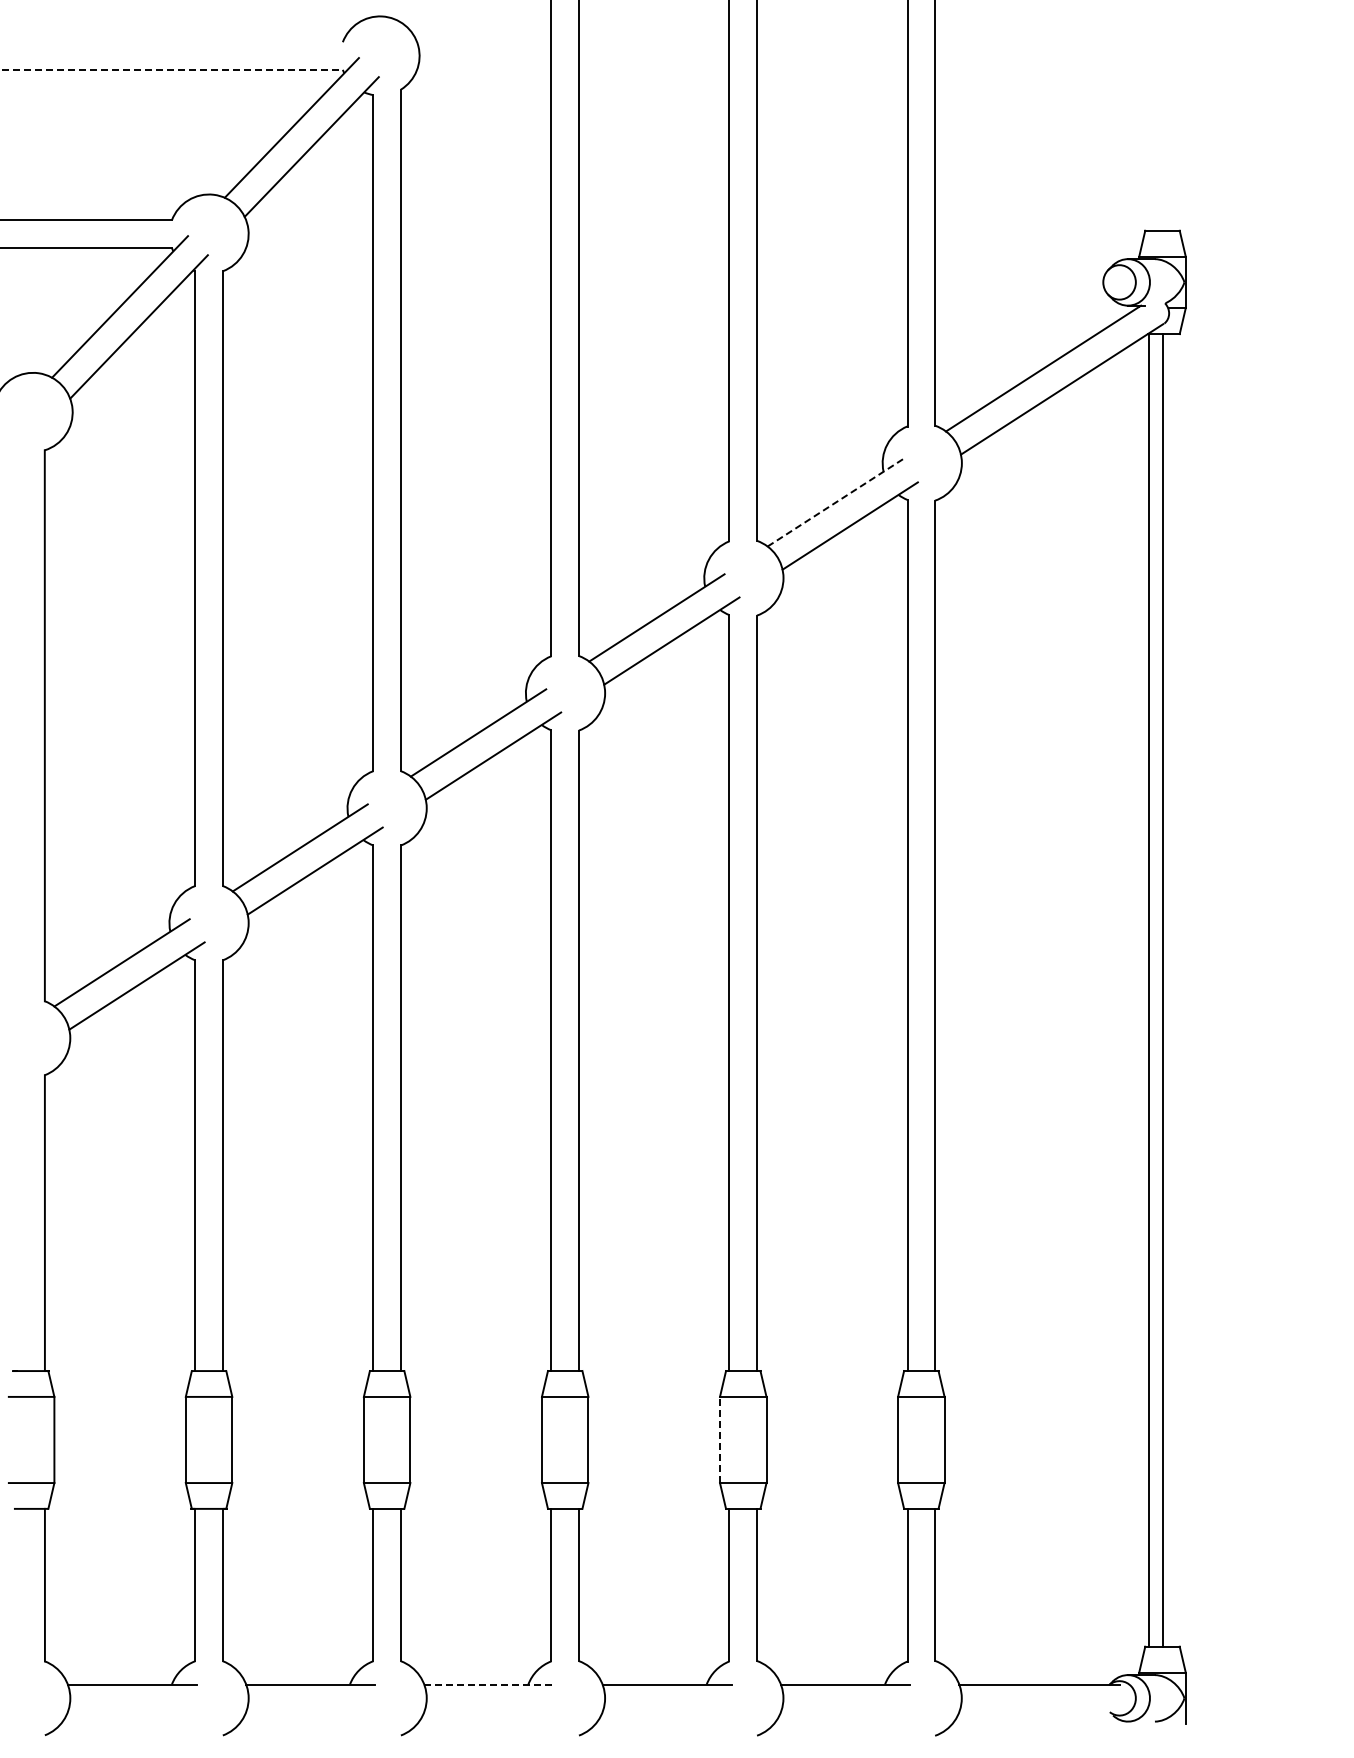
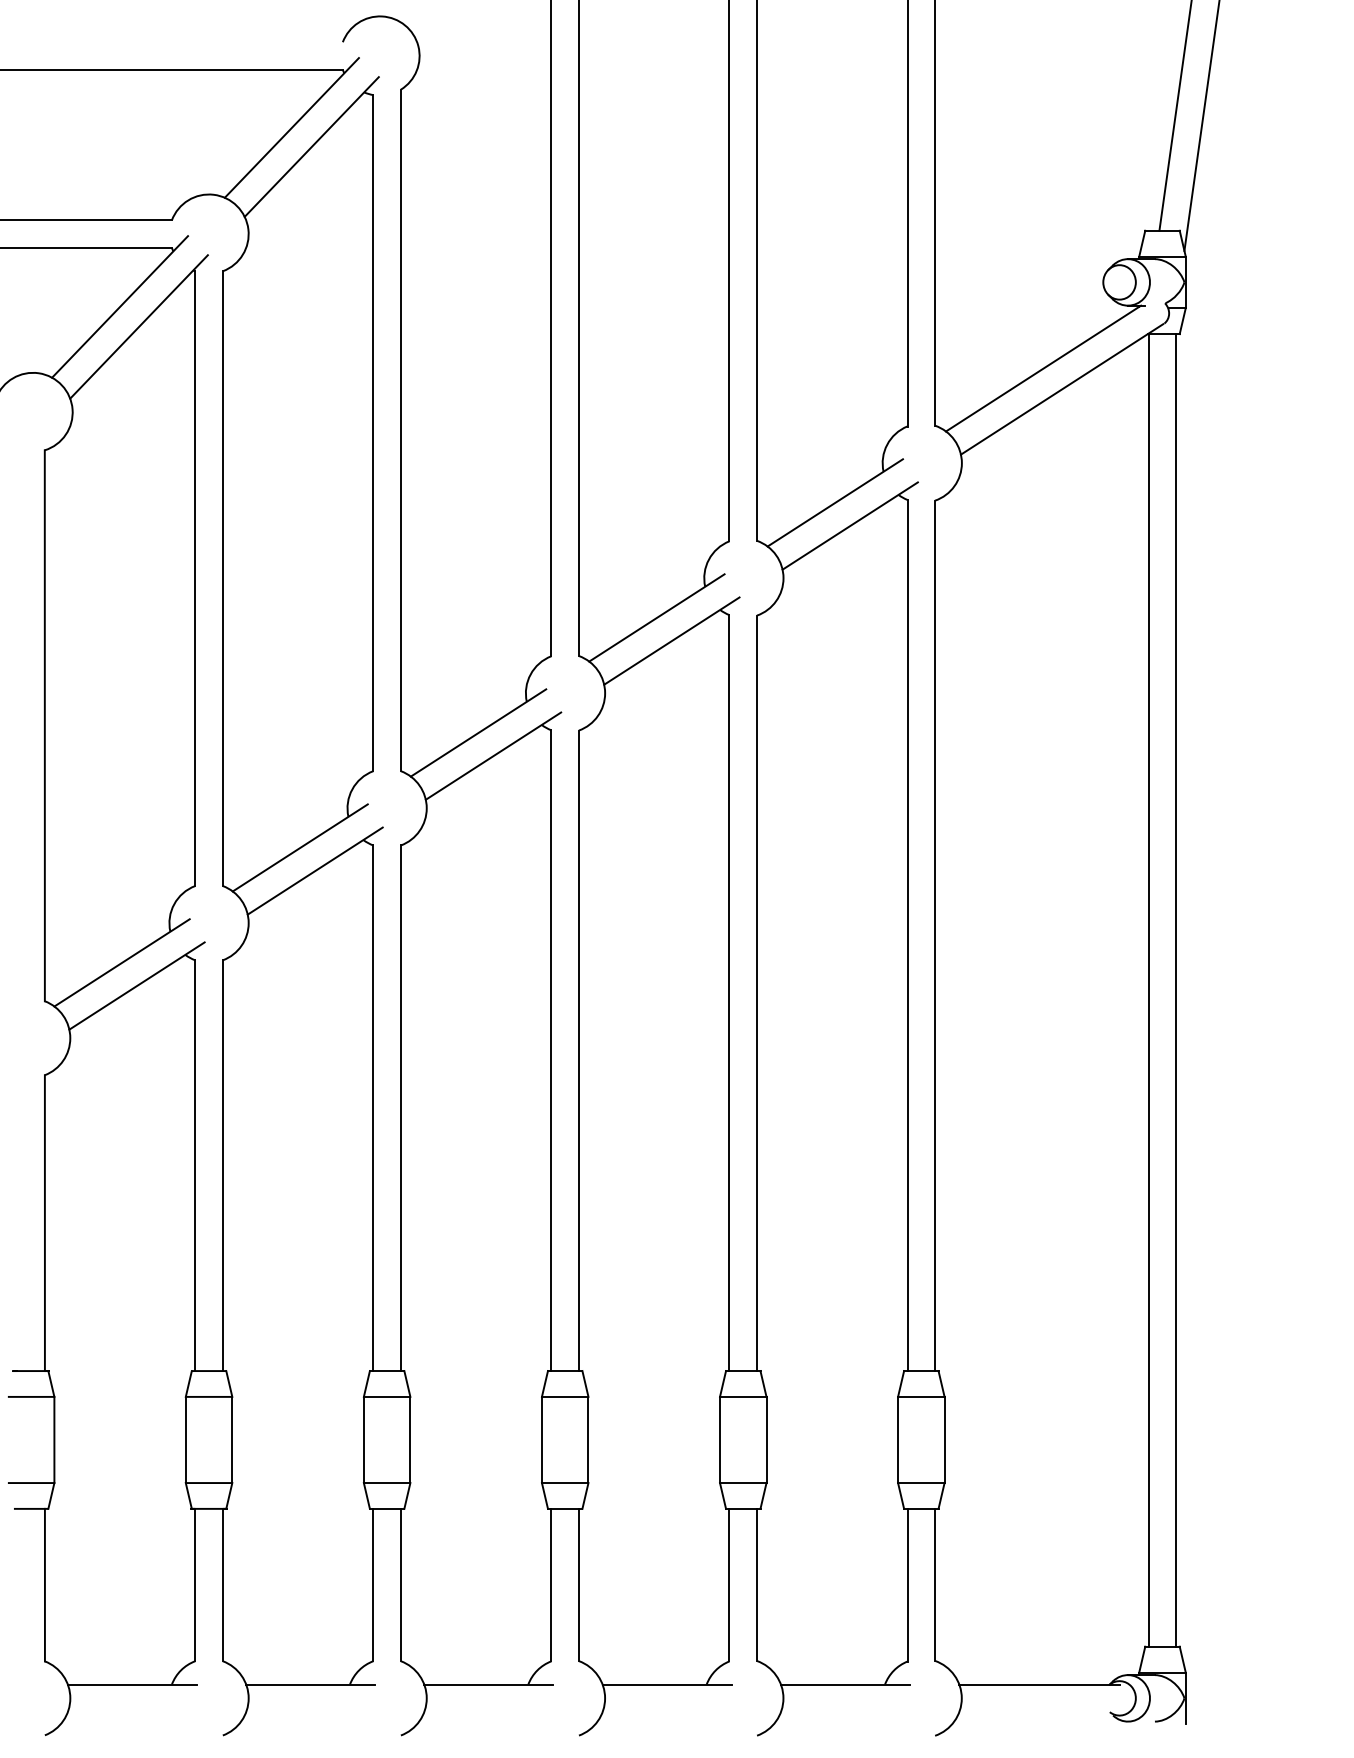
line: dashed -> solid (171, 69)
line: none -> present (1175, 116)
line: none -> present (1201, 126)
line: dashed -> solid (835, 502)
line position: (1163, 990) -> (1176, 990) (1176, 990)
line: dashed -> solid (720, 1439)
line: dashed -> solid (488, 1684)
